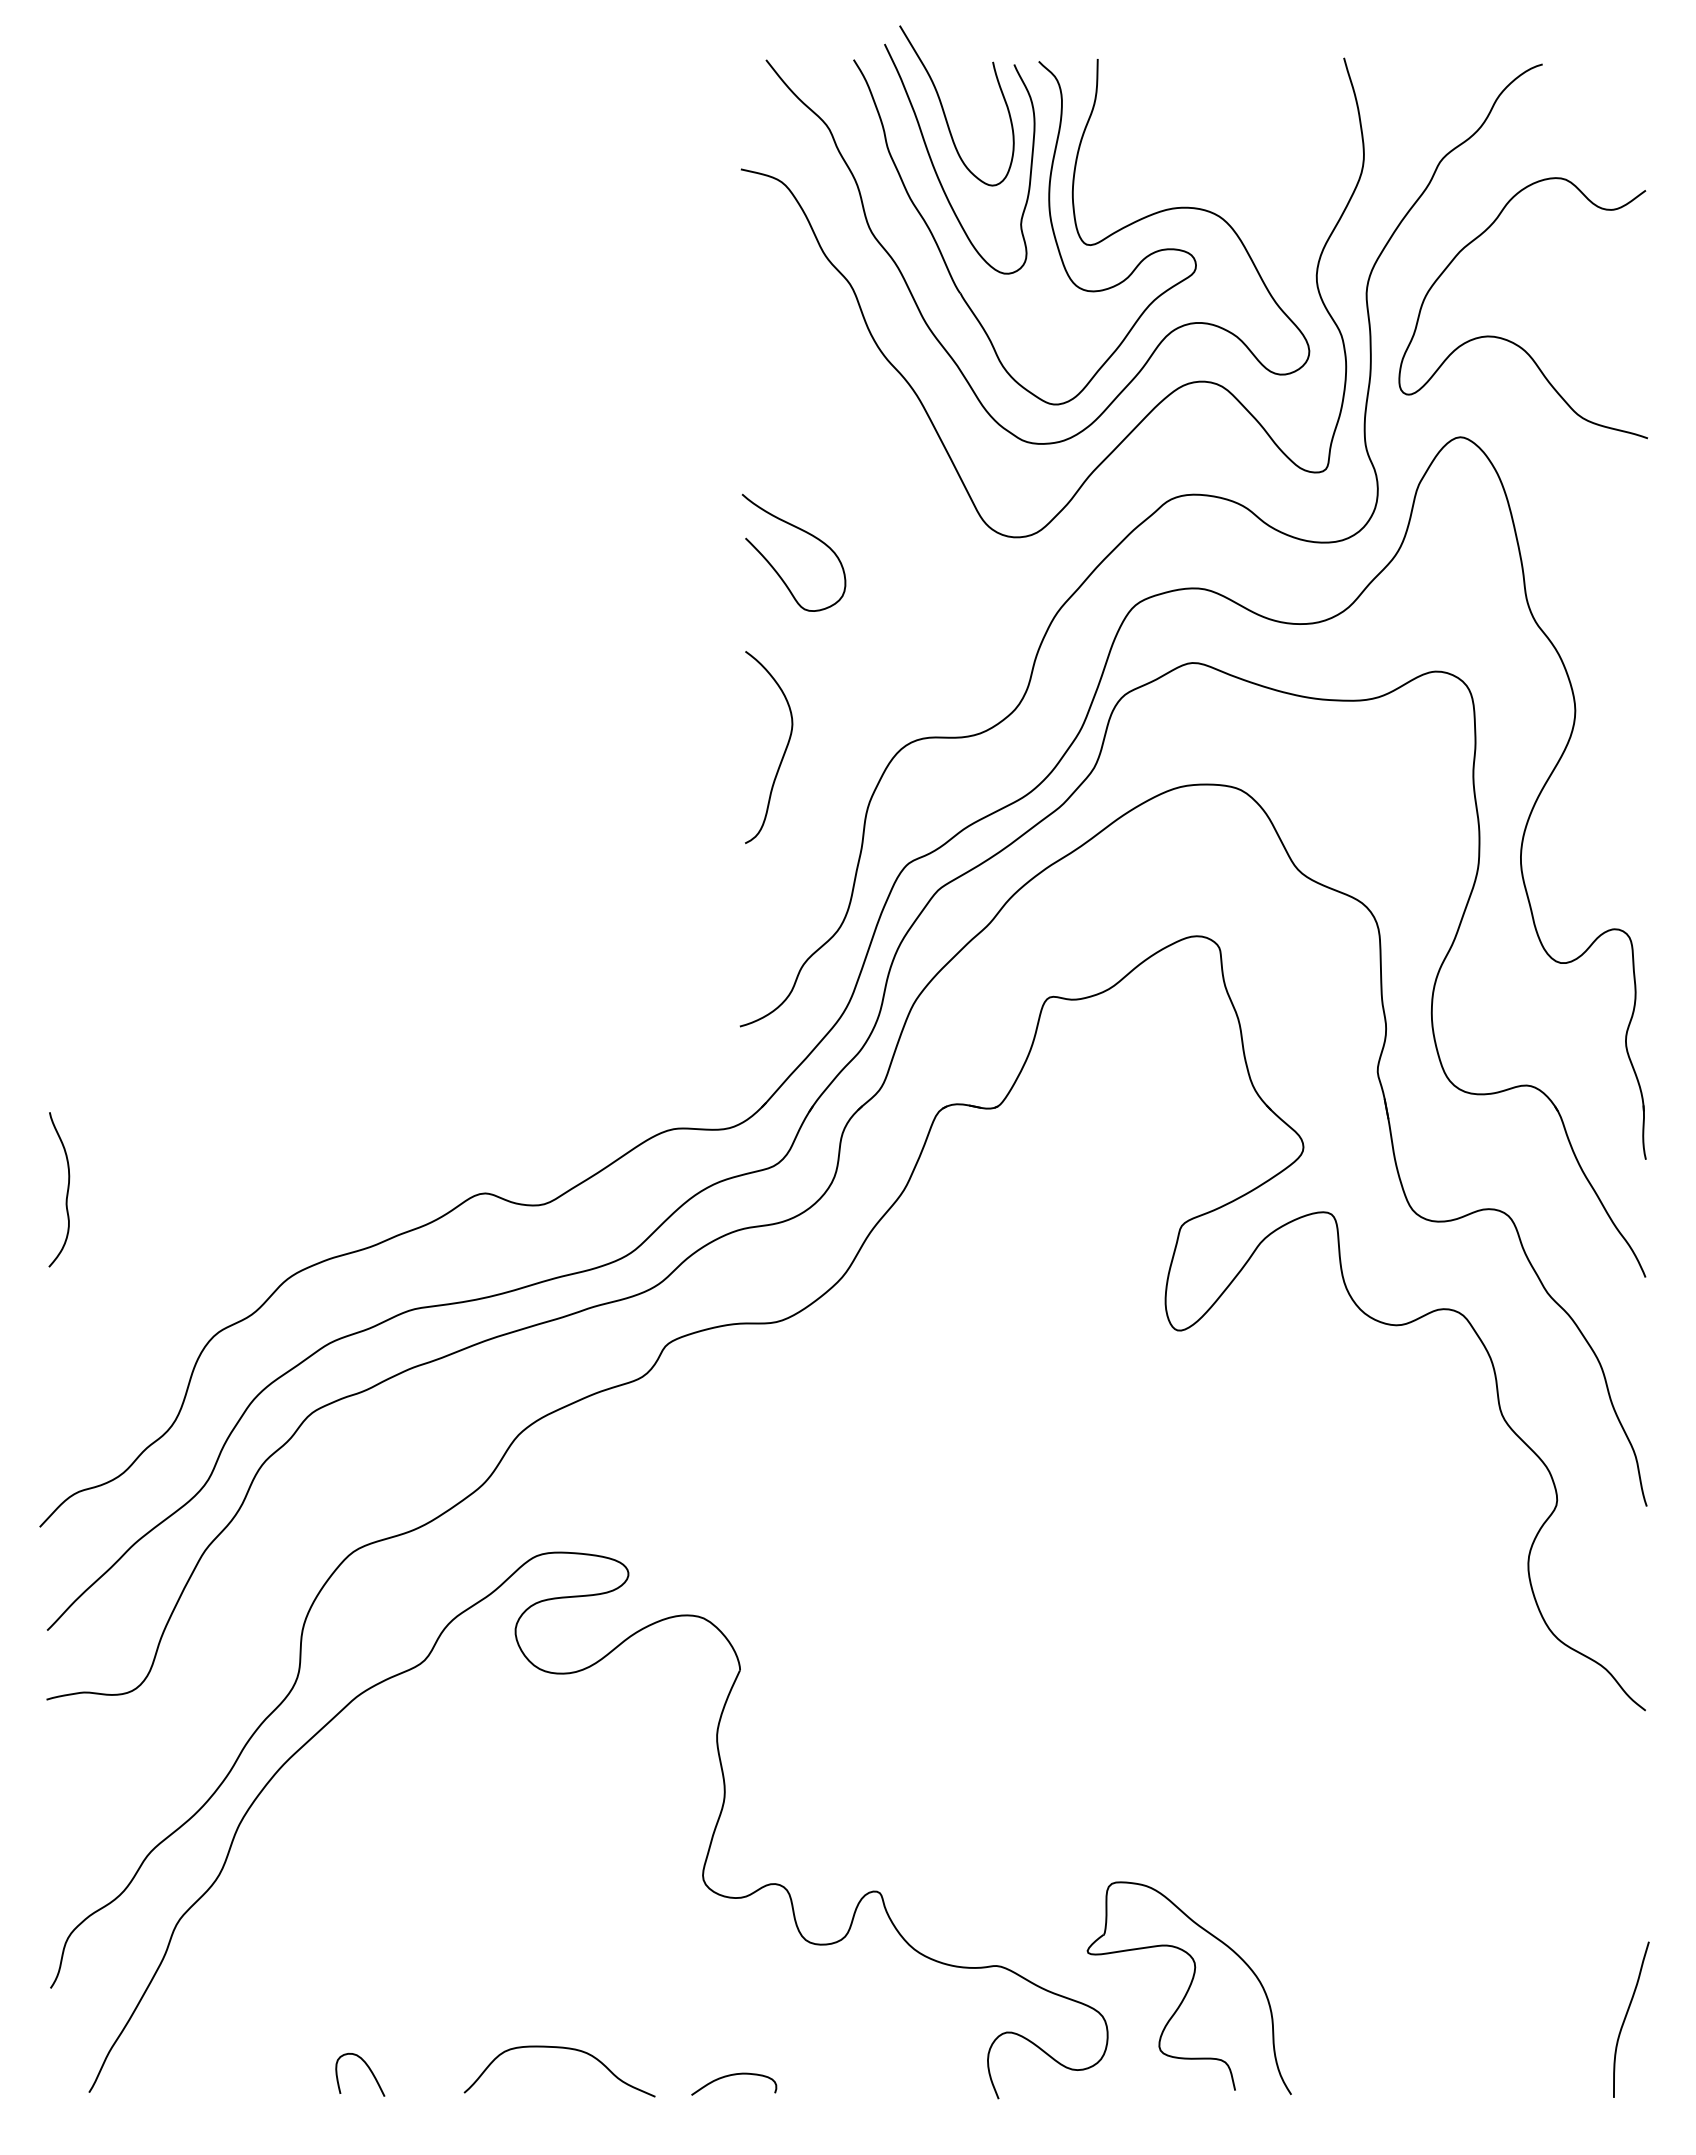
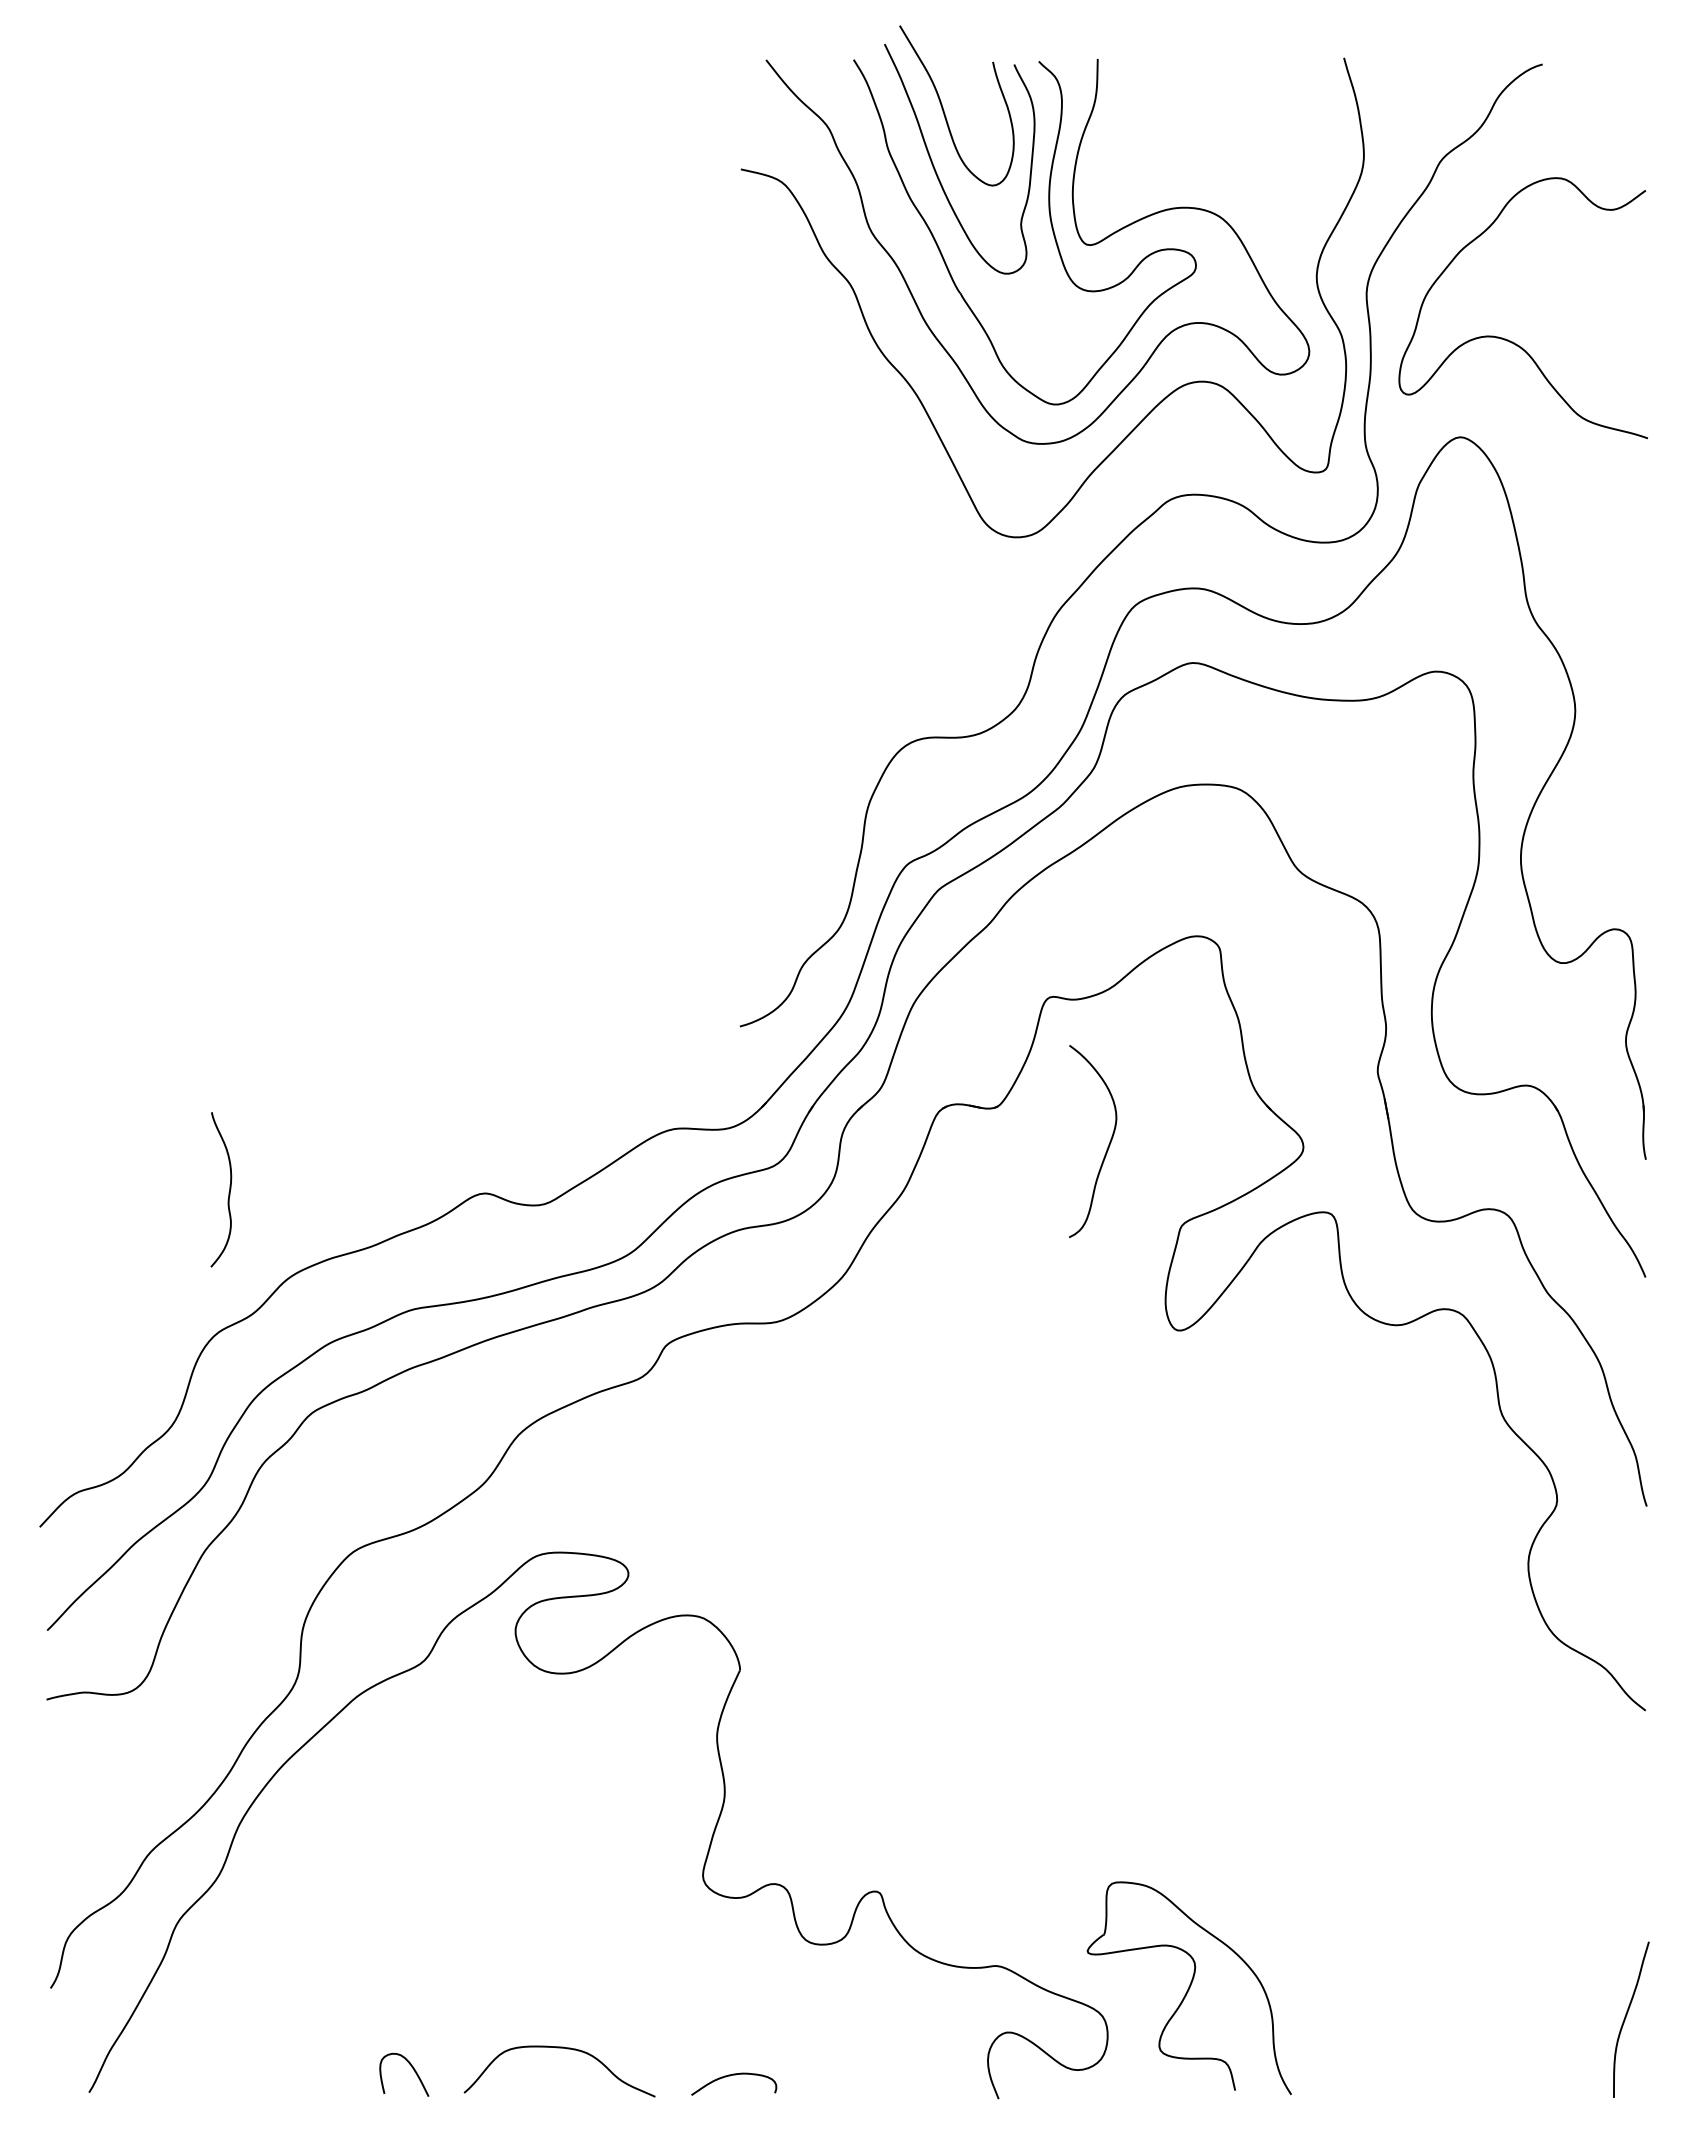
curve: present -> none (804, 532)
curve position: (783, 752) -> (1107, 1146) (1107, 1146)
curve position: (66, 1192) -> (228, 1192) (228, 1192)
curve position: (369, 2070) -> (413, 2070) (413, 2070)
